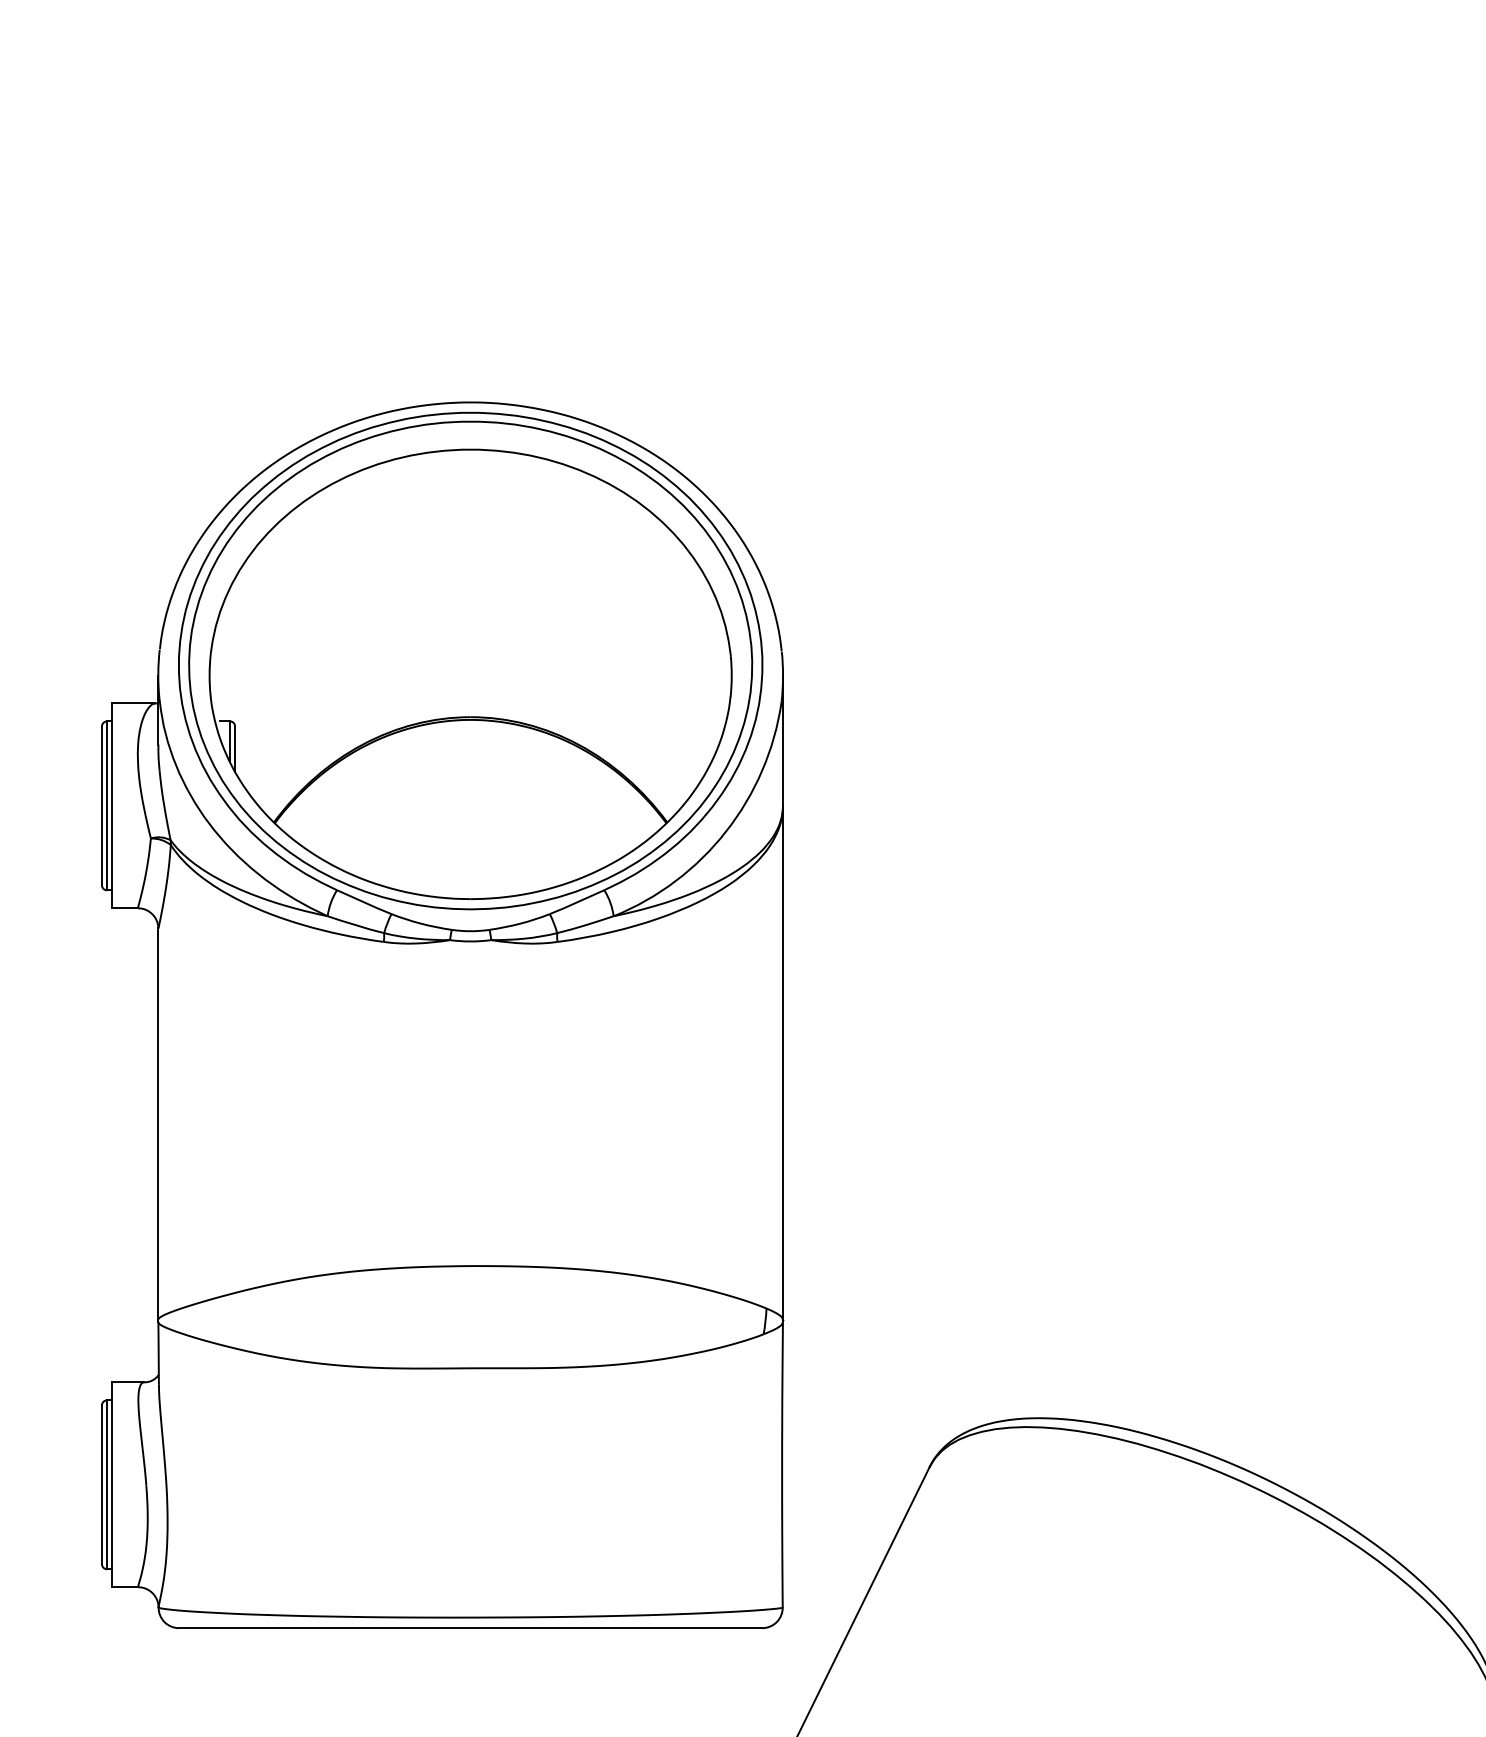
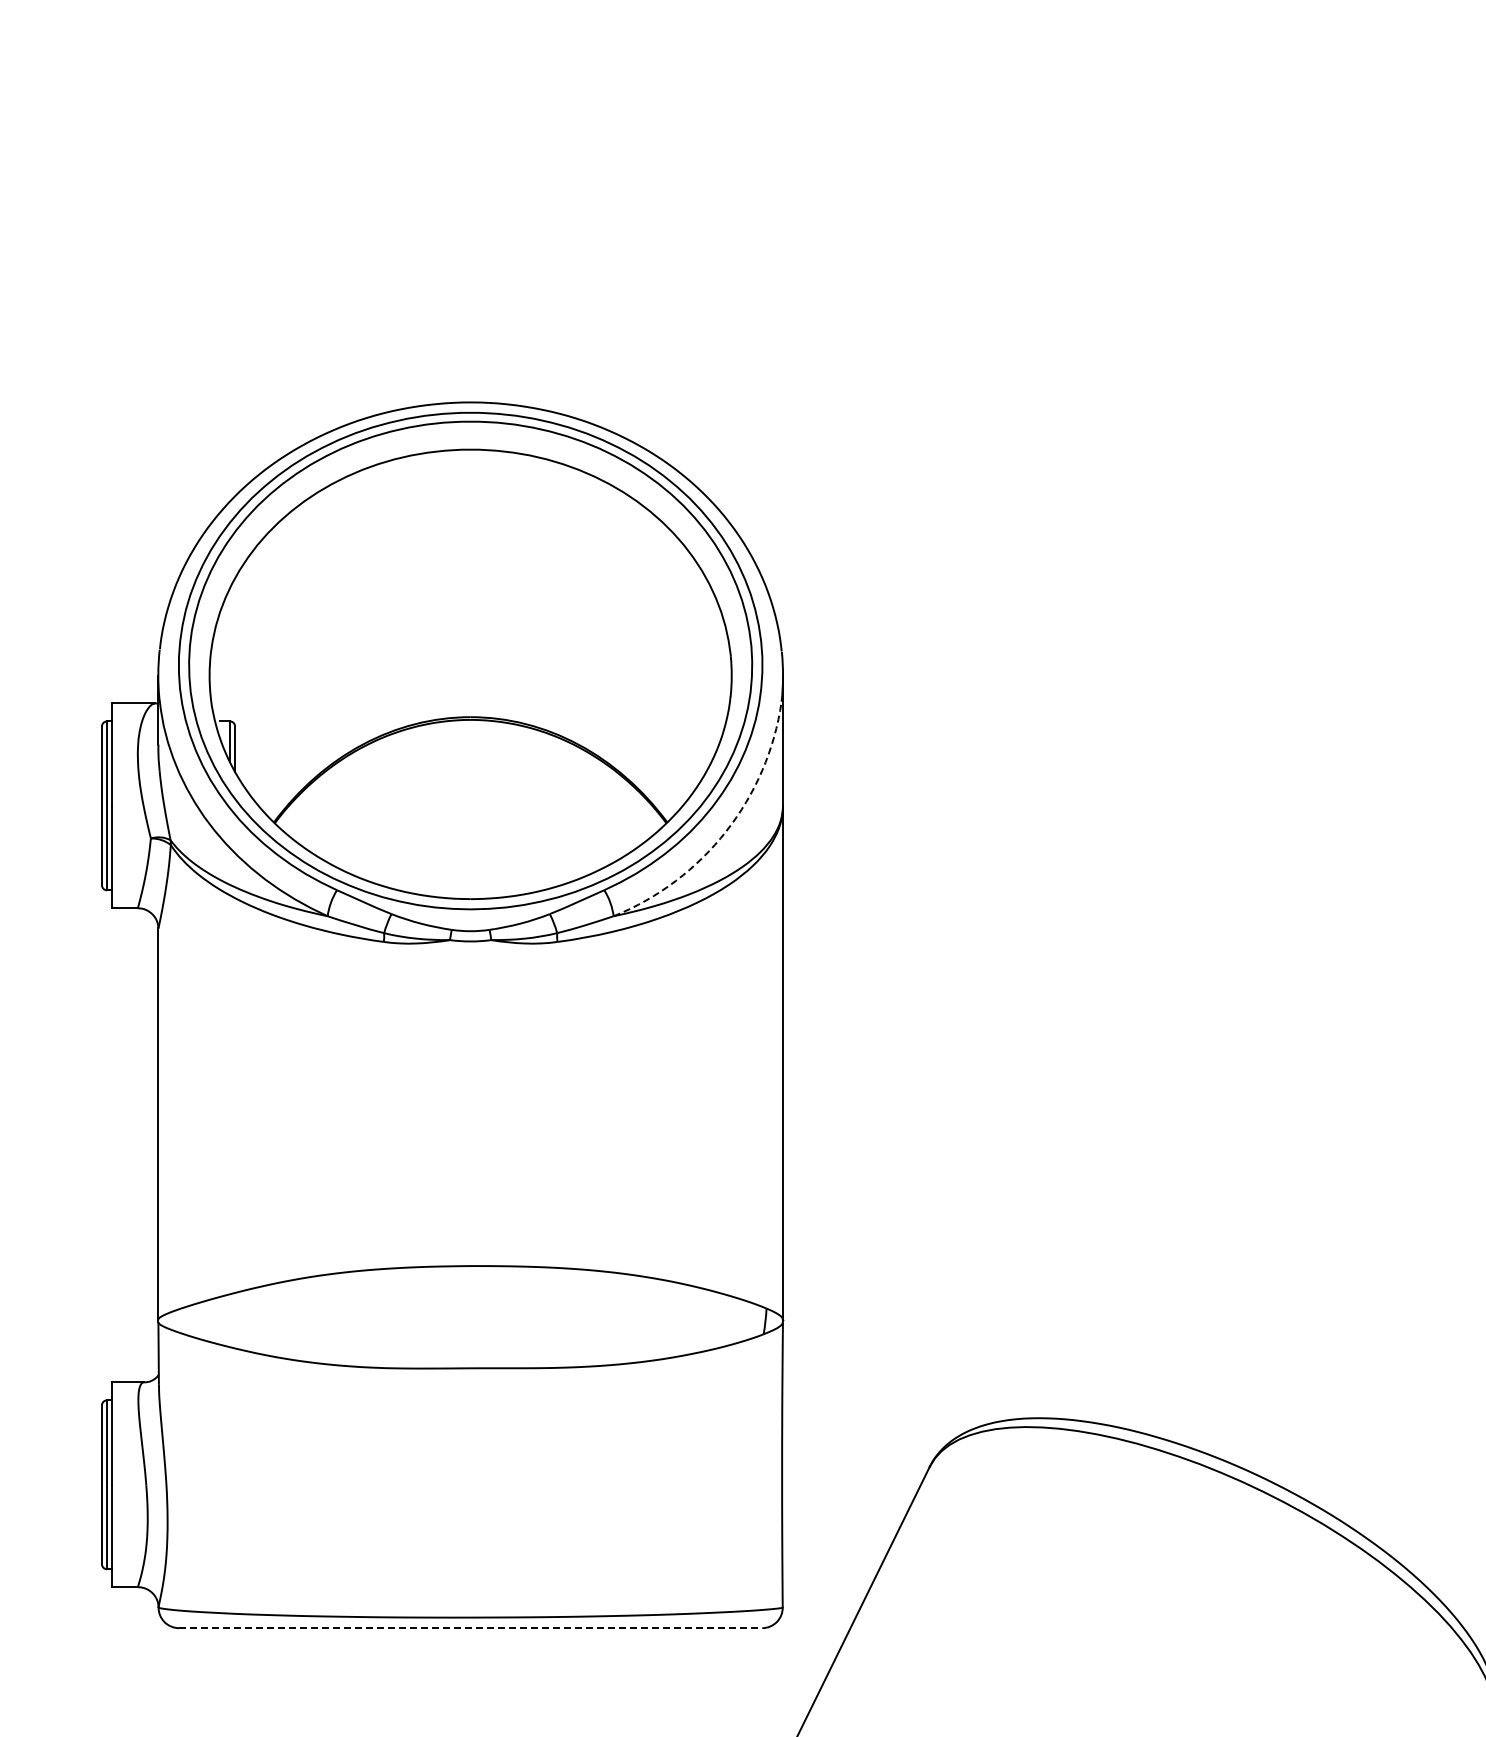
arc: solid -> dashed (726, 831)
line: solid -> dashed (470, 1628)
